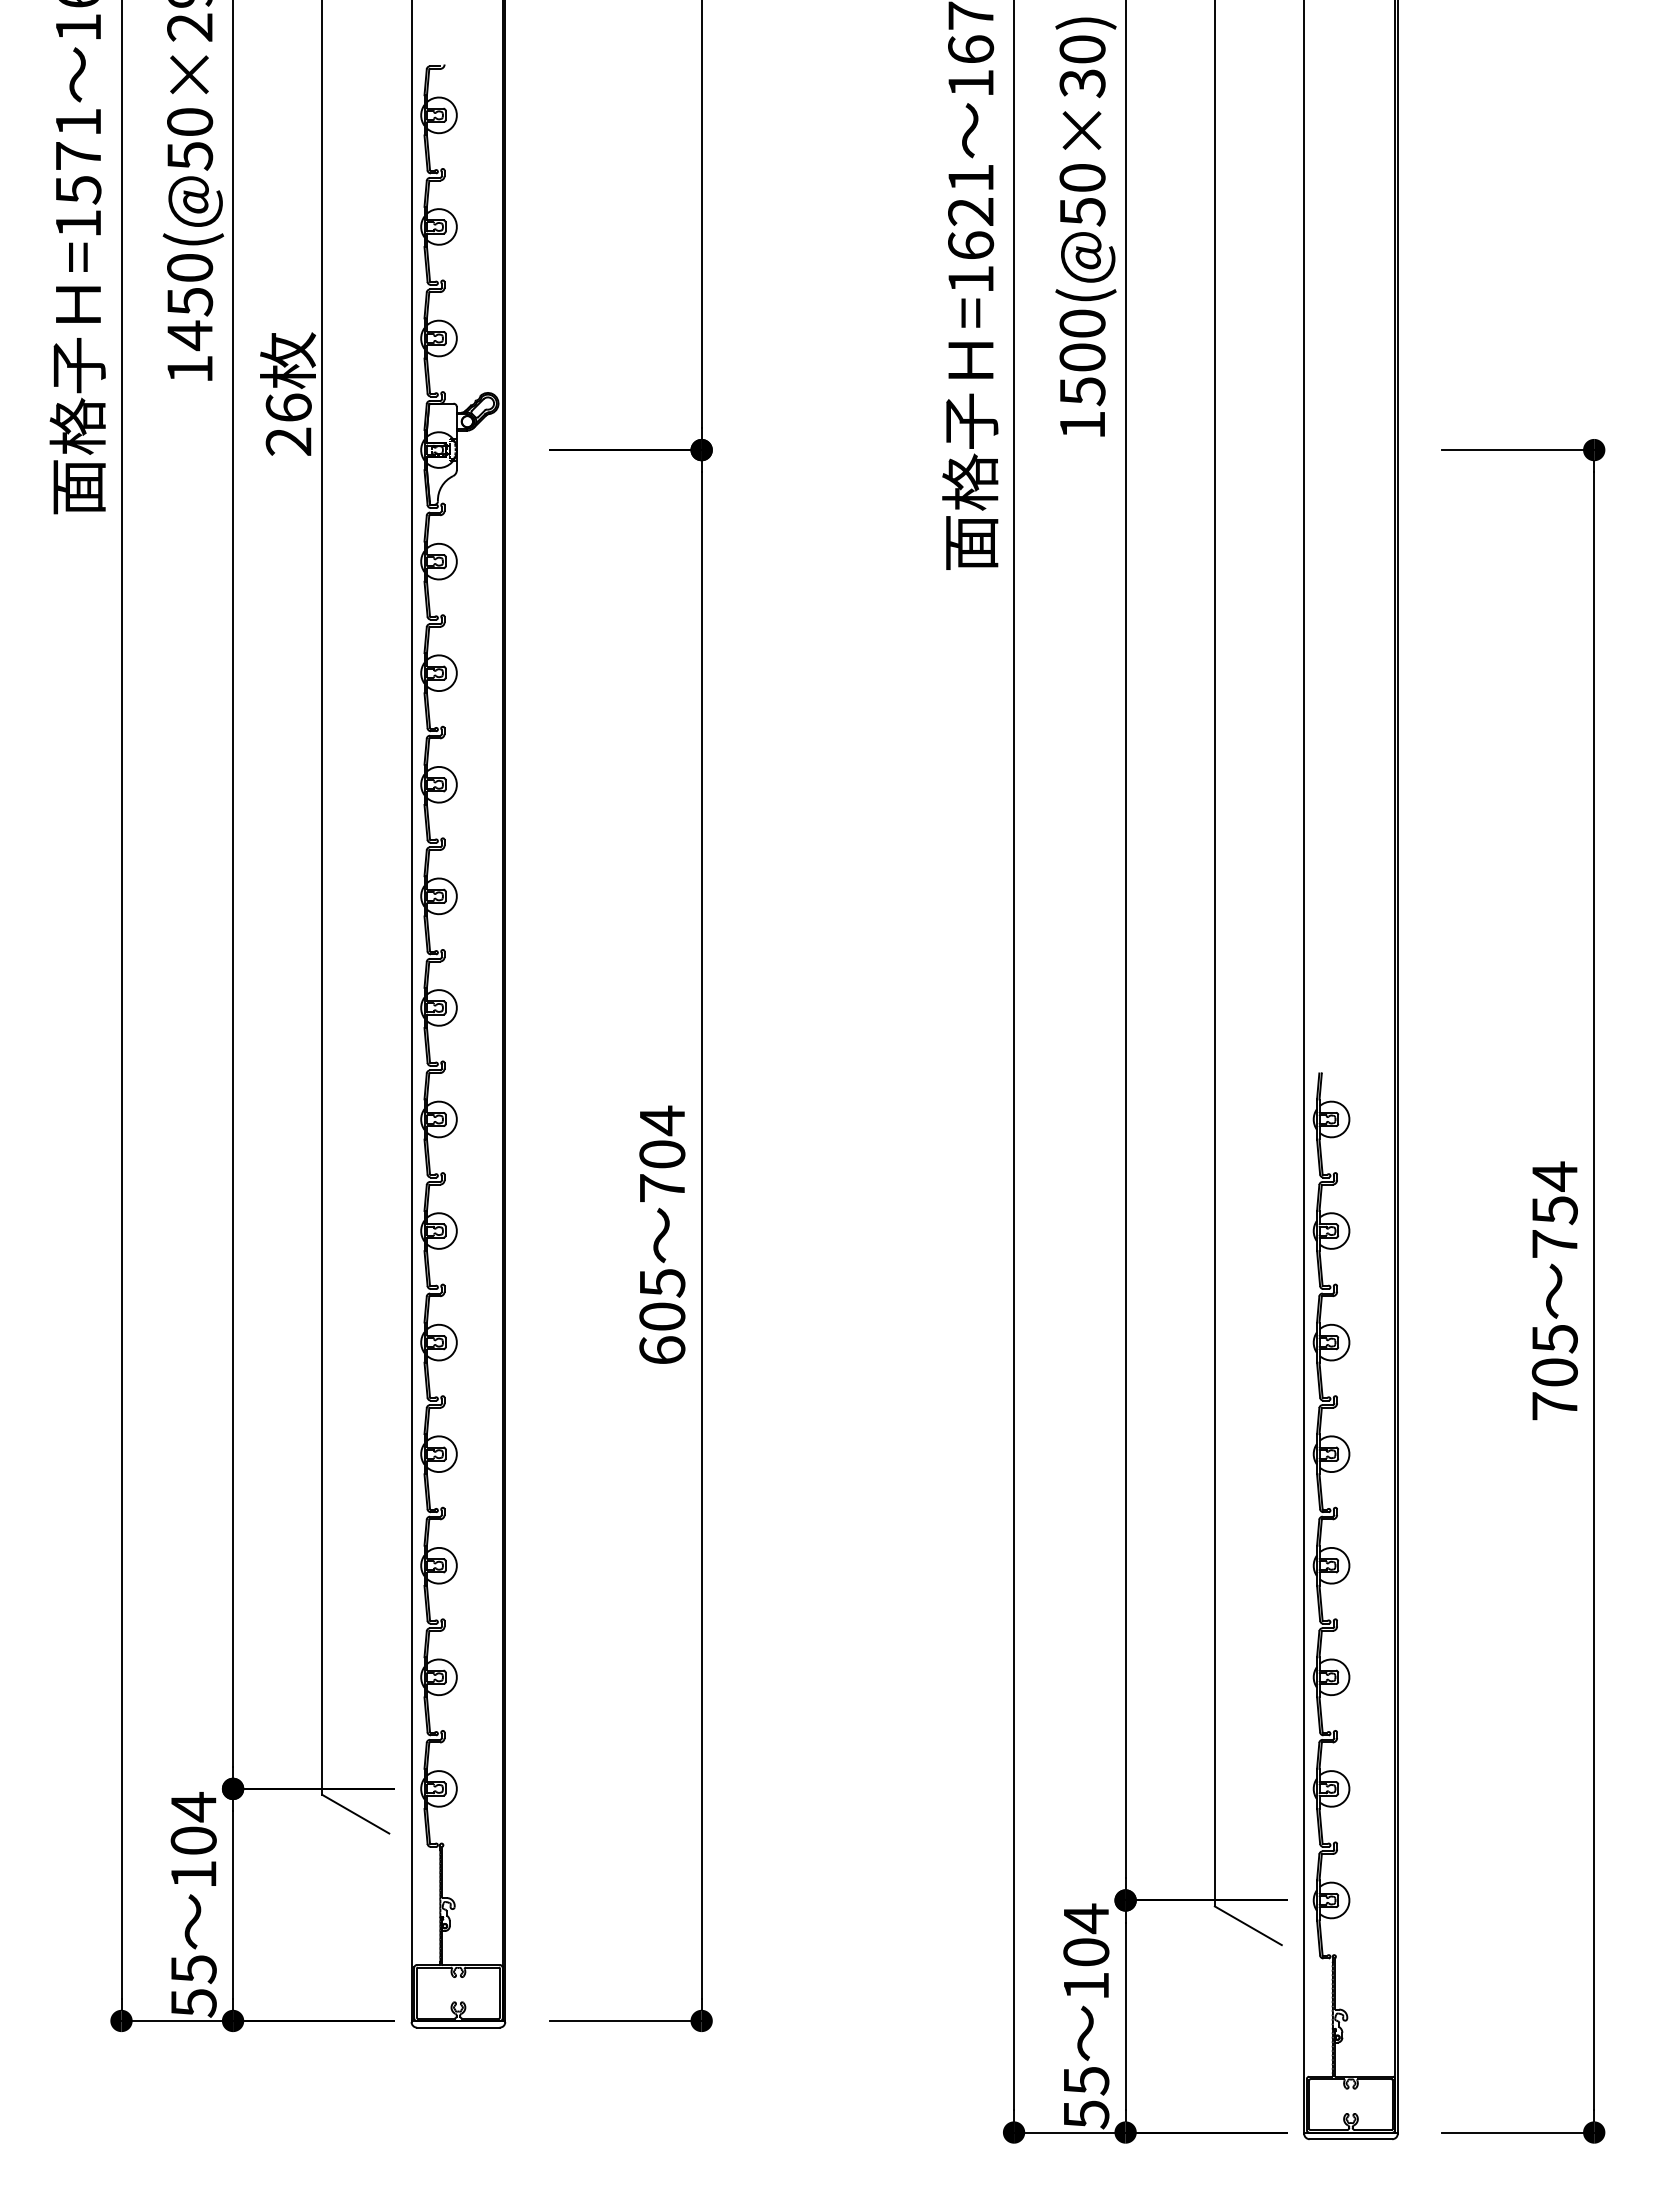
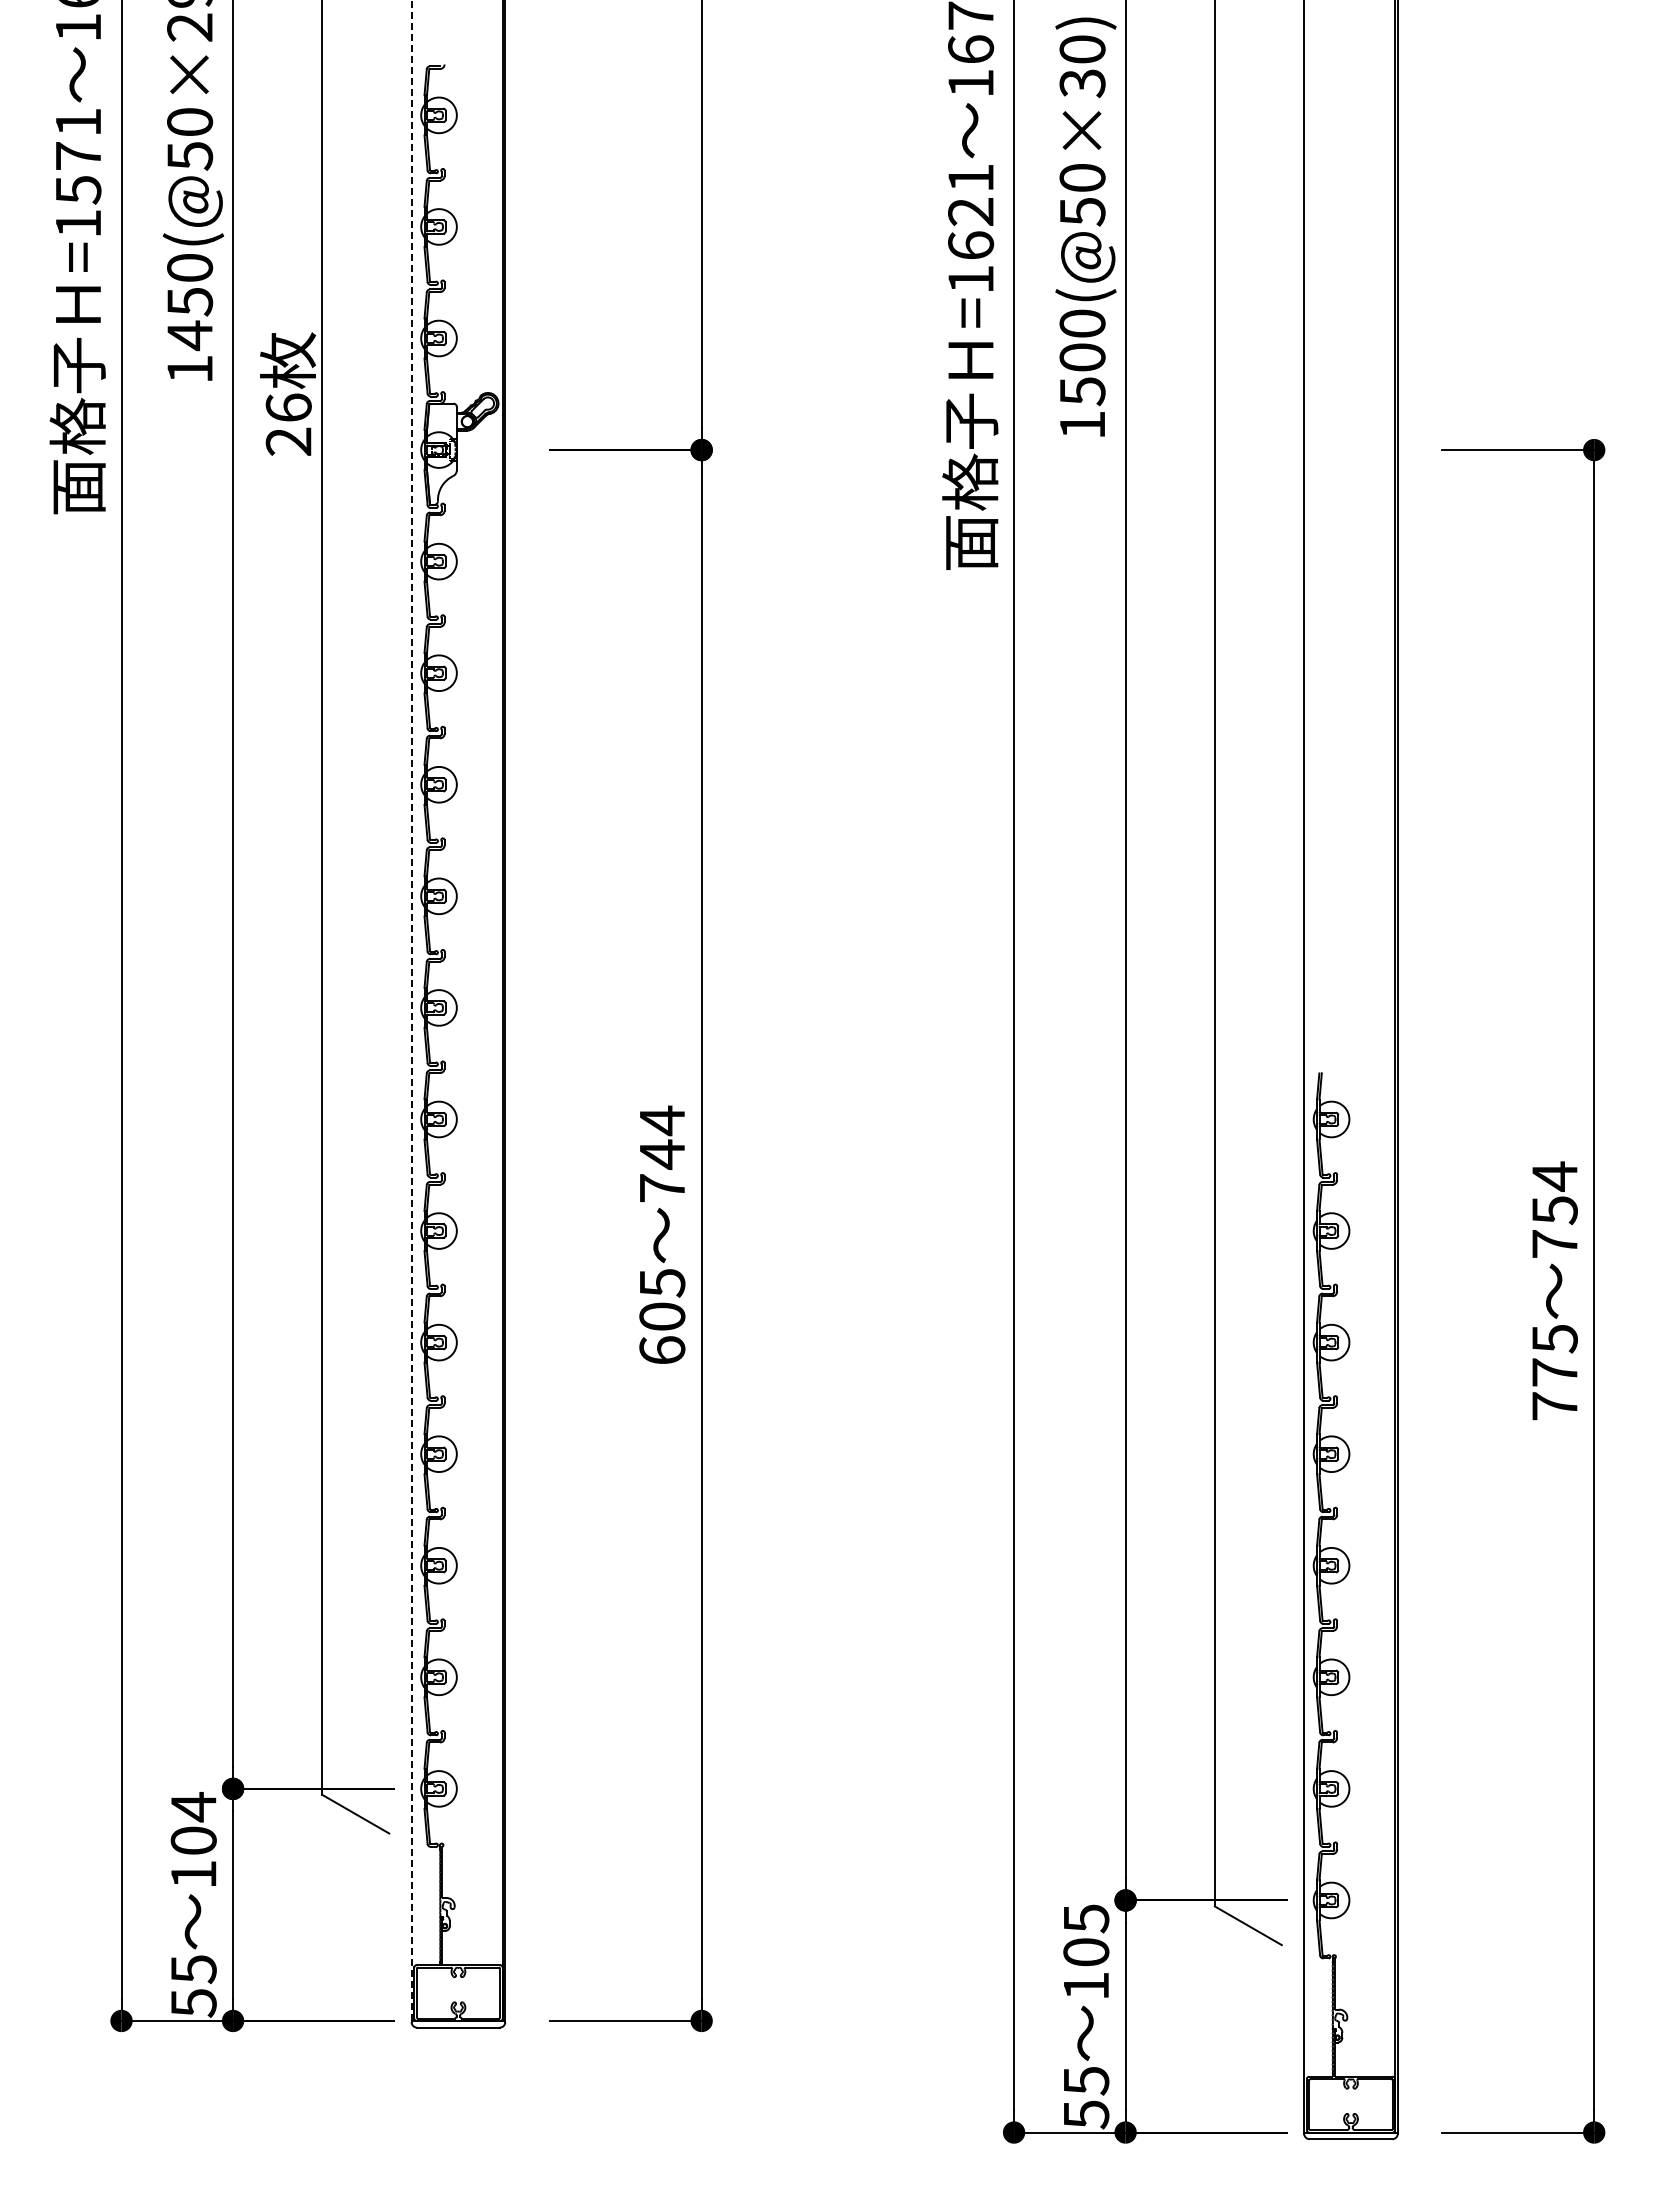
line: solid -> dashed (411, 1011)
text: 704 -> 744 (662, 1154)
text: 705 -> 775 (1554, 1372)
text: 104 -> 105 (1086, 1918)
